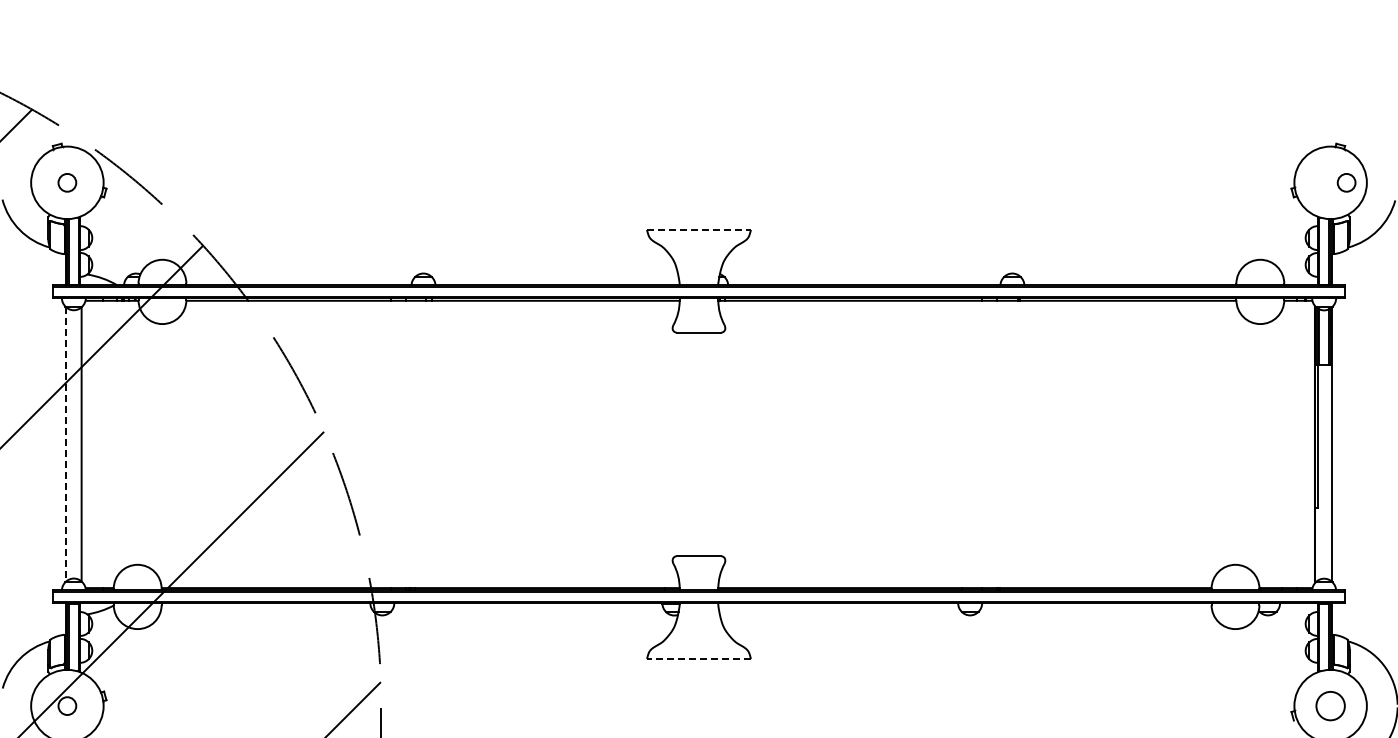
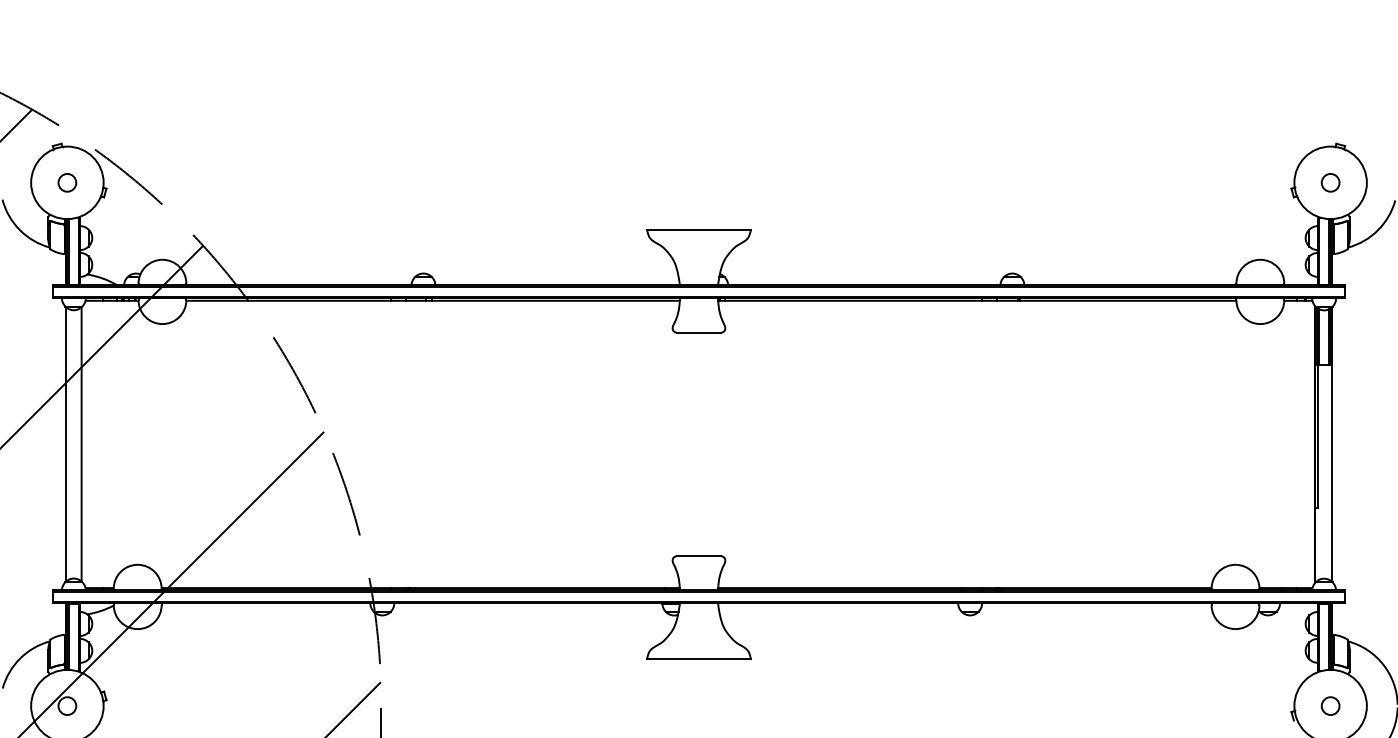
circle position: (1346, 182) -> (1330, 182) (1330, 182)
line: dashed -> solid (698, 230)
line: dashed -> solid (66, 444)
line: dashed -> solid (698, 658)
circle diameter: 28 px -> 18 px (1330, 706)
